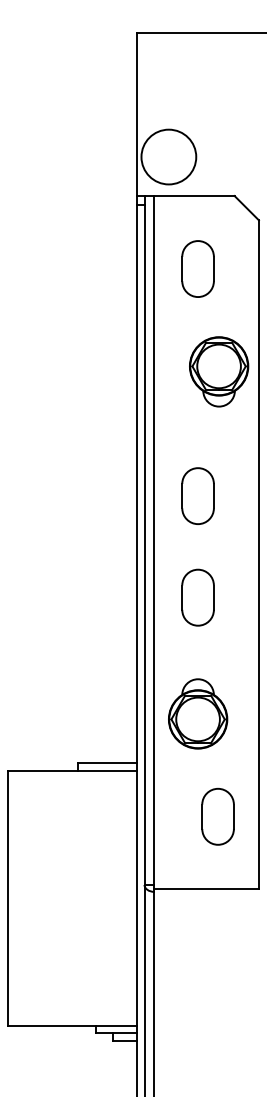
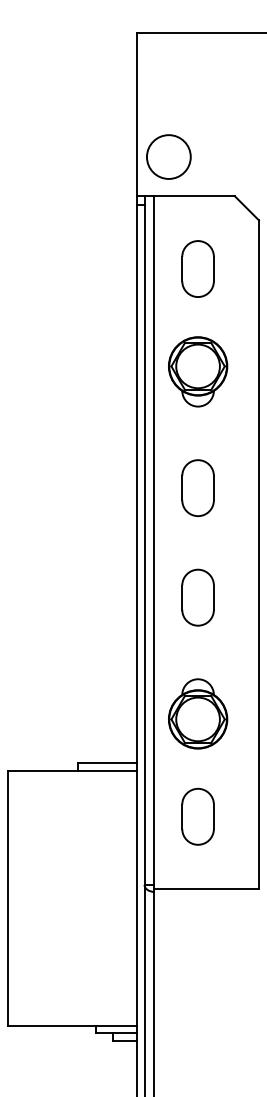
circle diameter: 55 px -> 44 px (168, 156)
part position: (219, 371) -> (198, 371) (198, 371)
part position: (197, 495) -> (197, 487) (197, 487)
part position: (217, 816) -> (197, 816) (197, 816)
